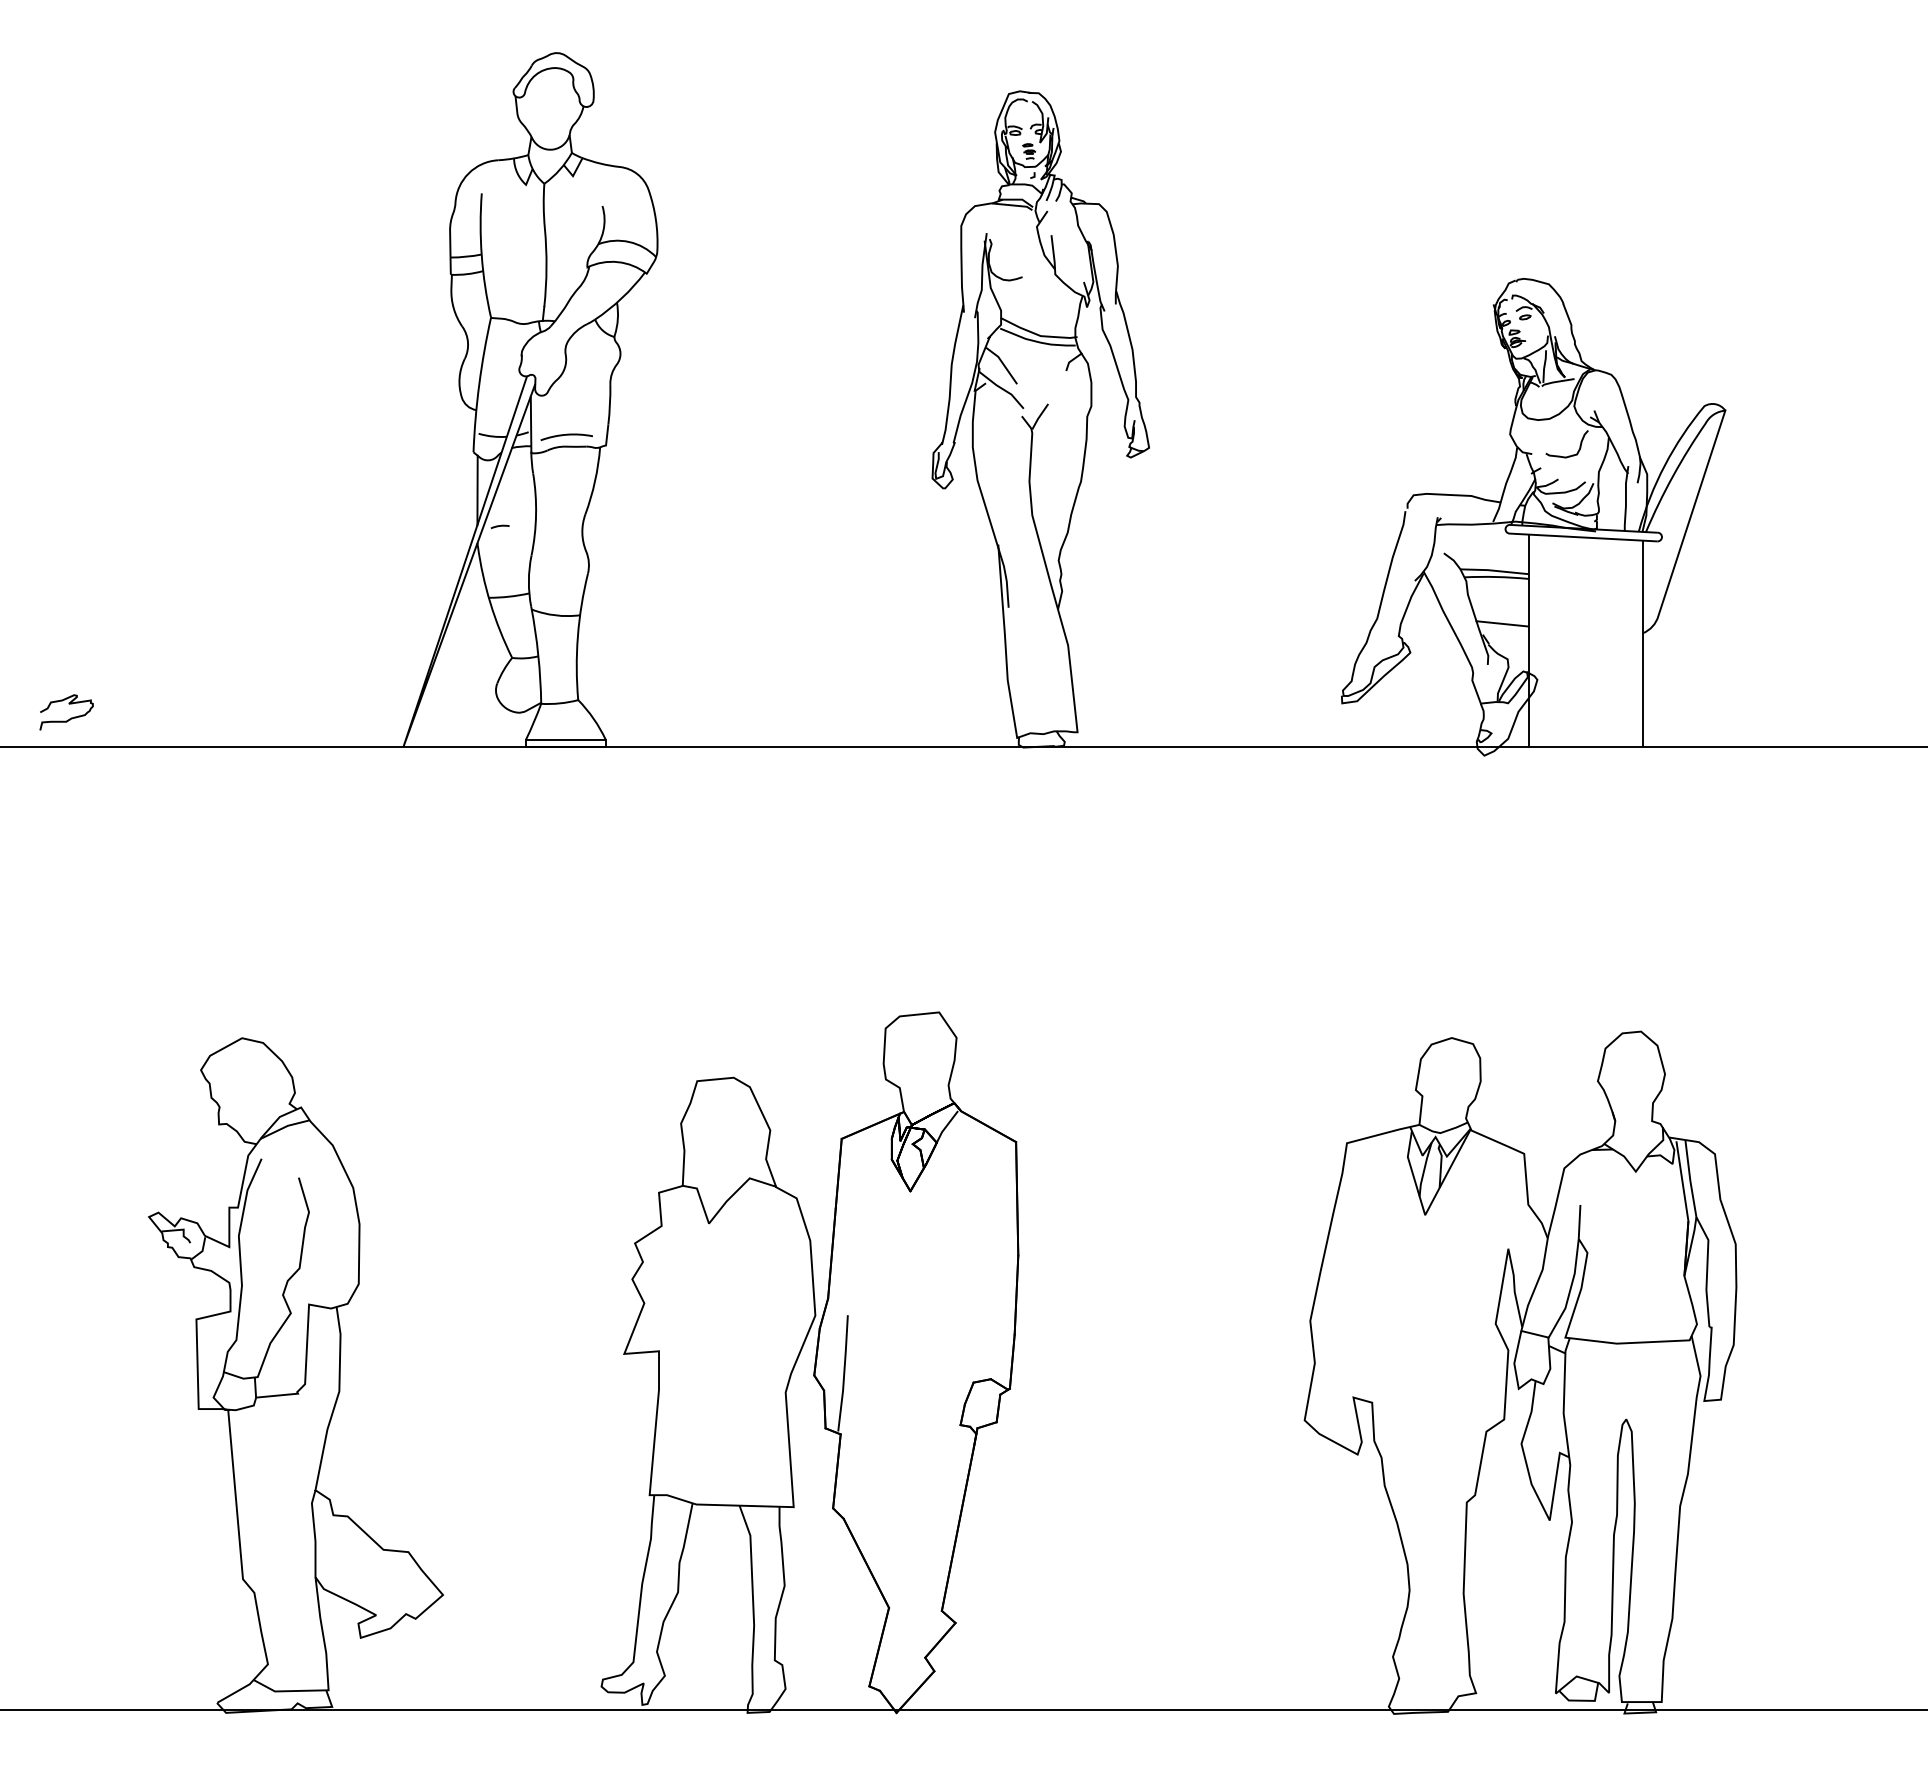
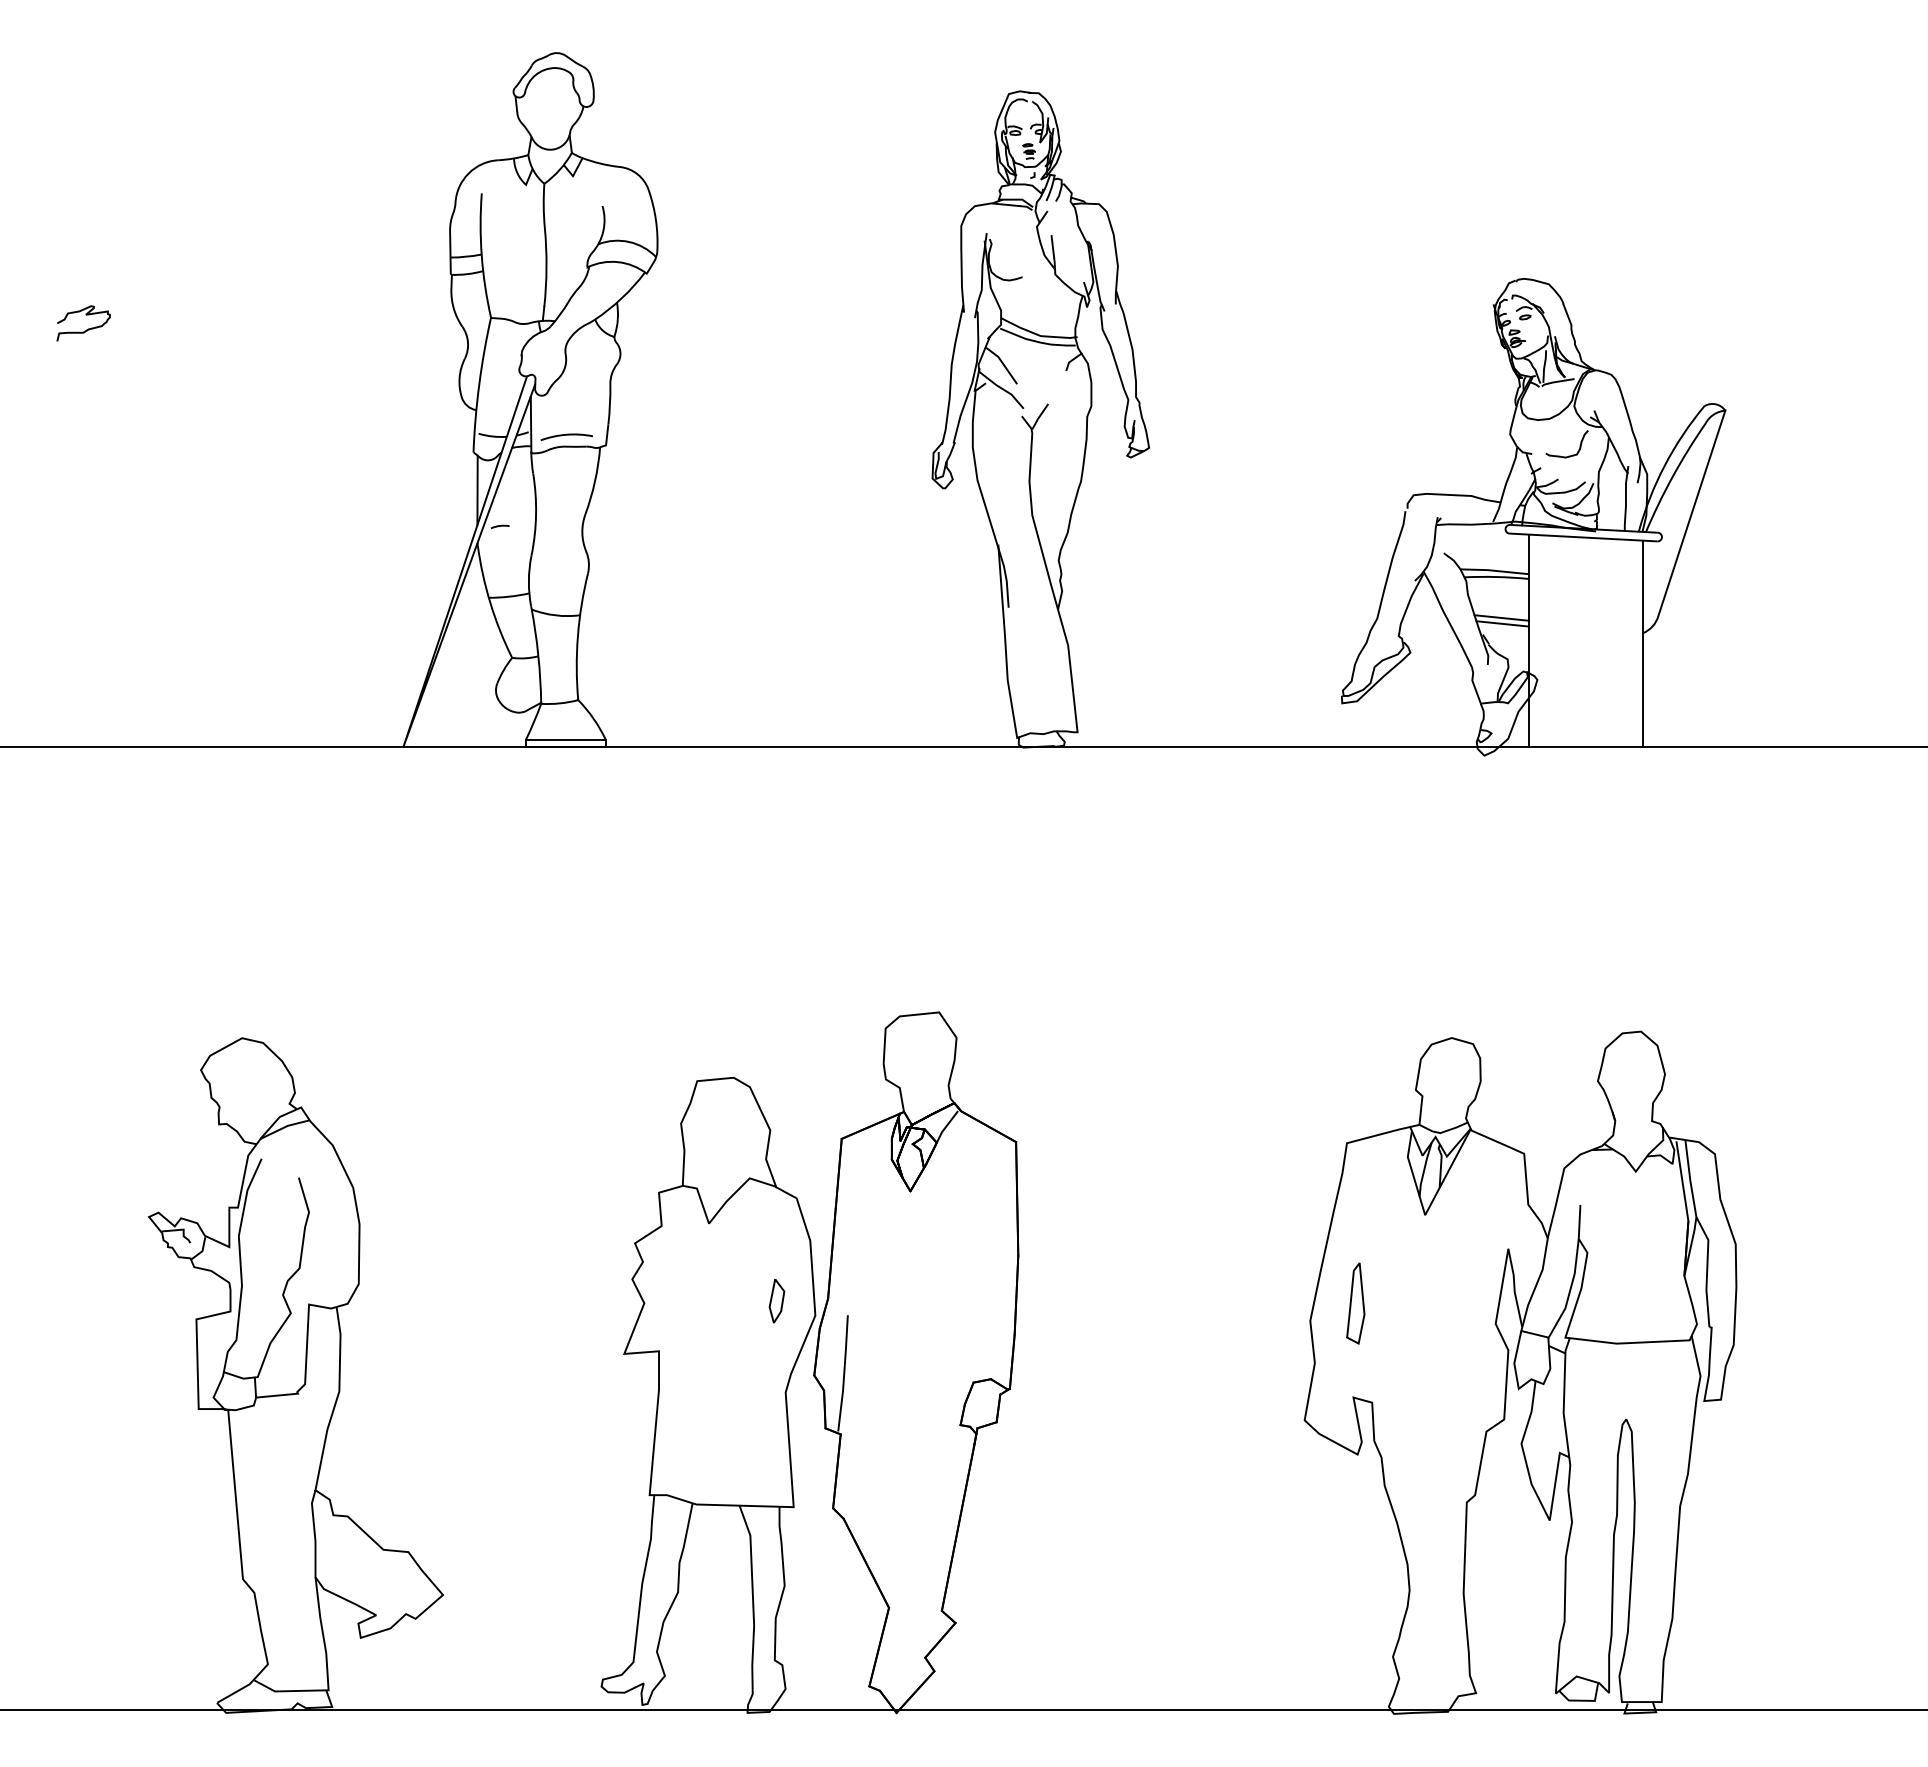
line: none -> present (1501, 617)
curve position: (69, 718) -> (86, 329) (86, 329)
part: none -> present (776, 1301)
curve: none -> present (1351, 1303)
